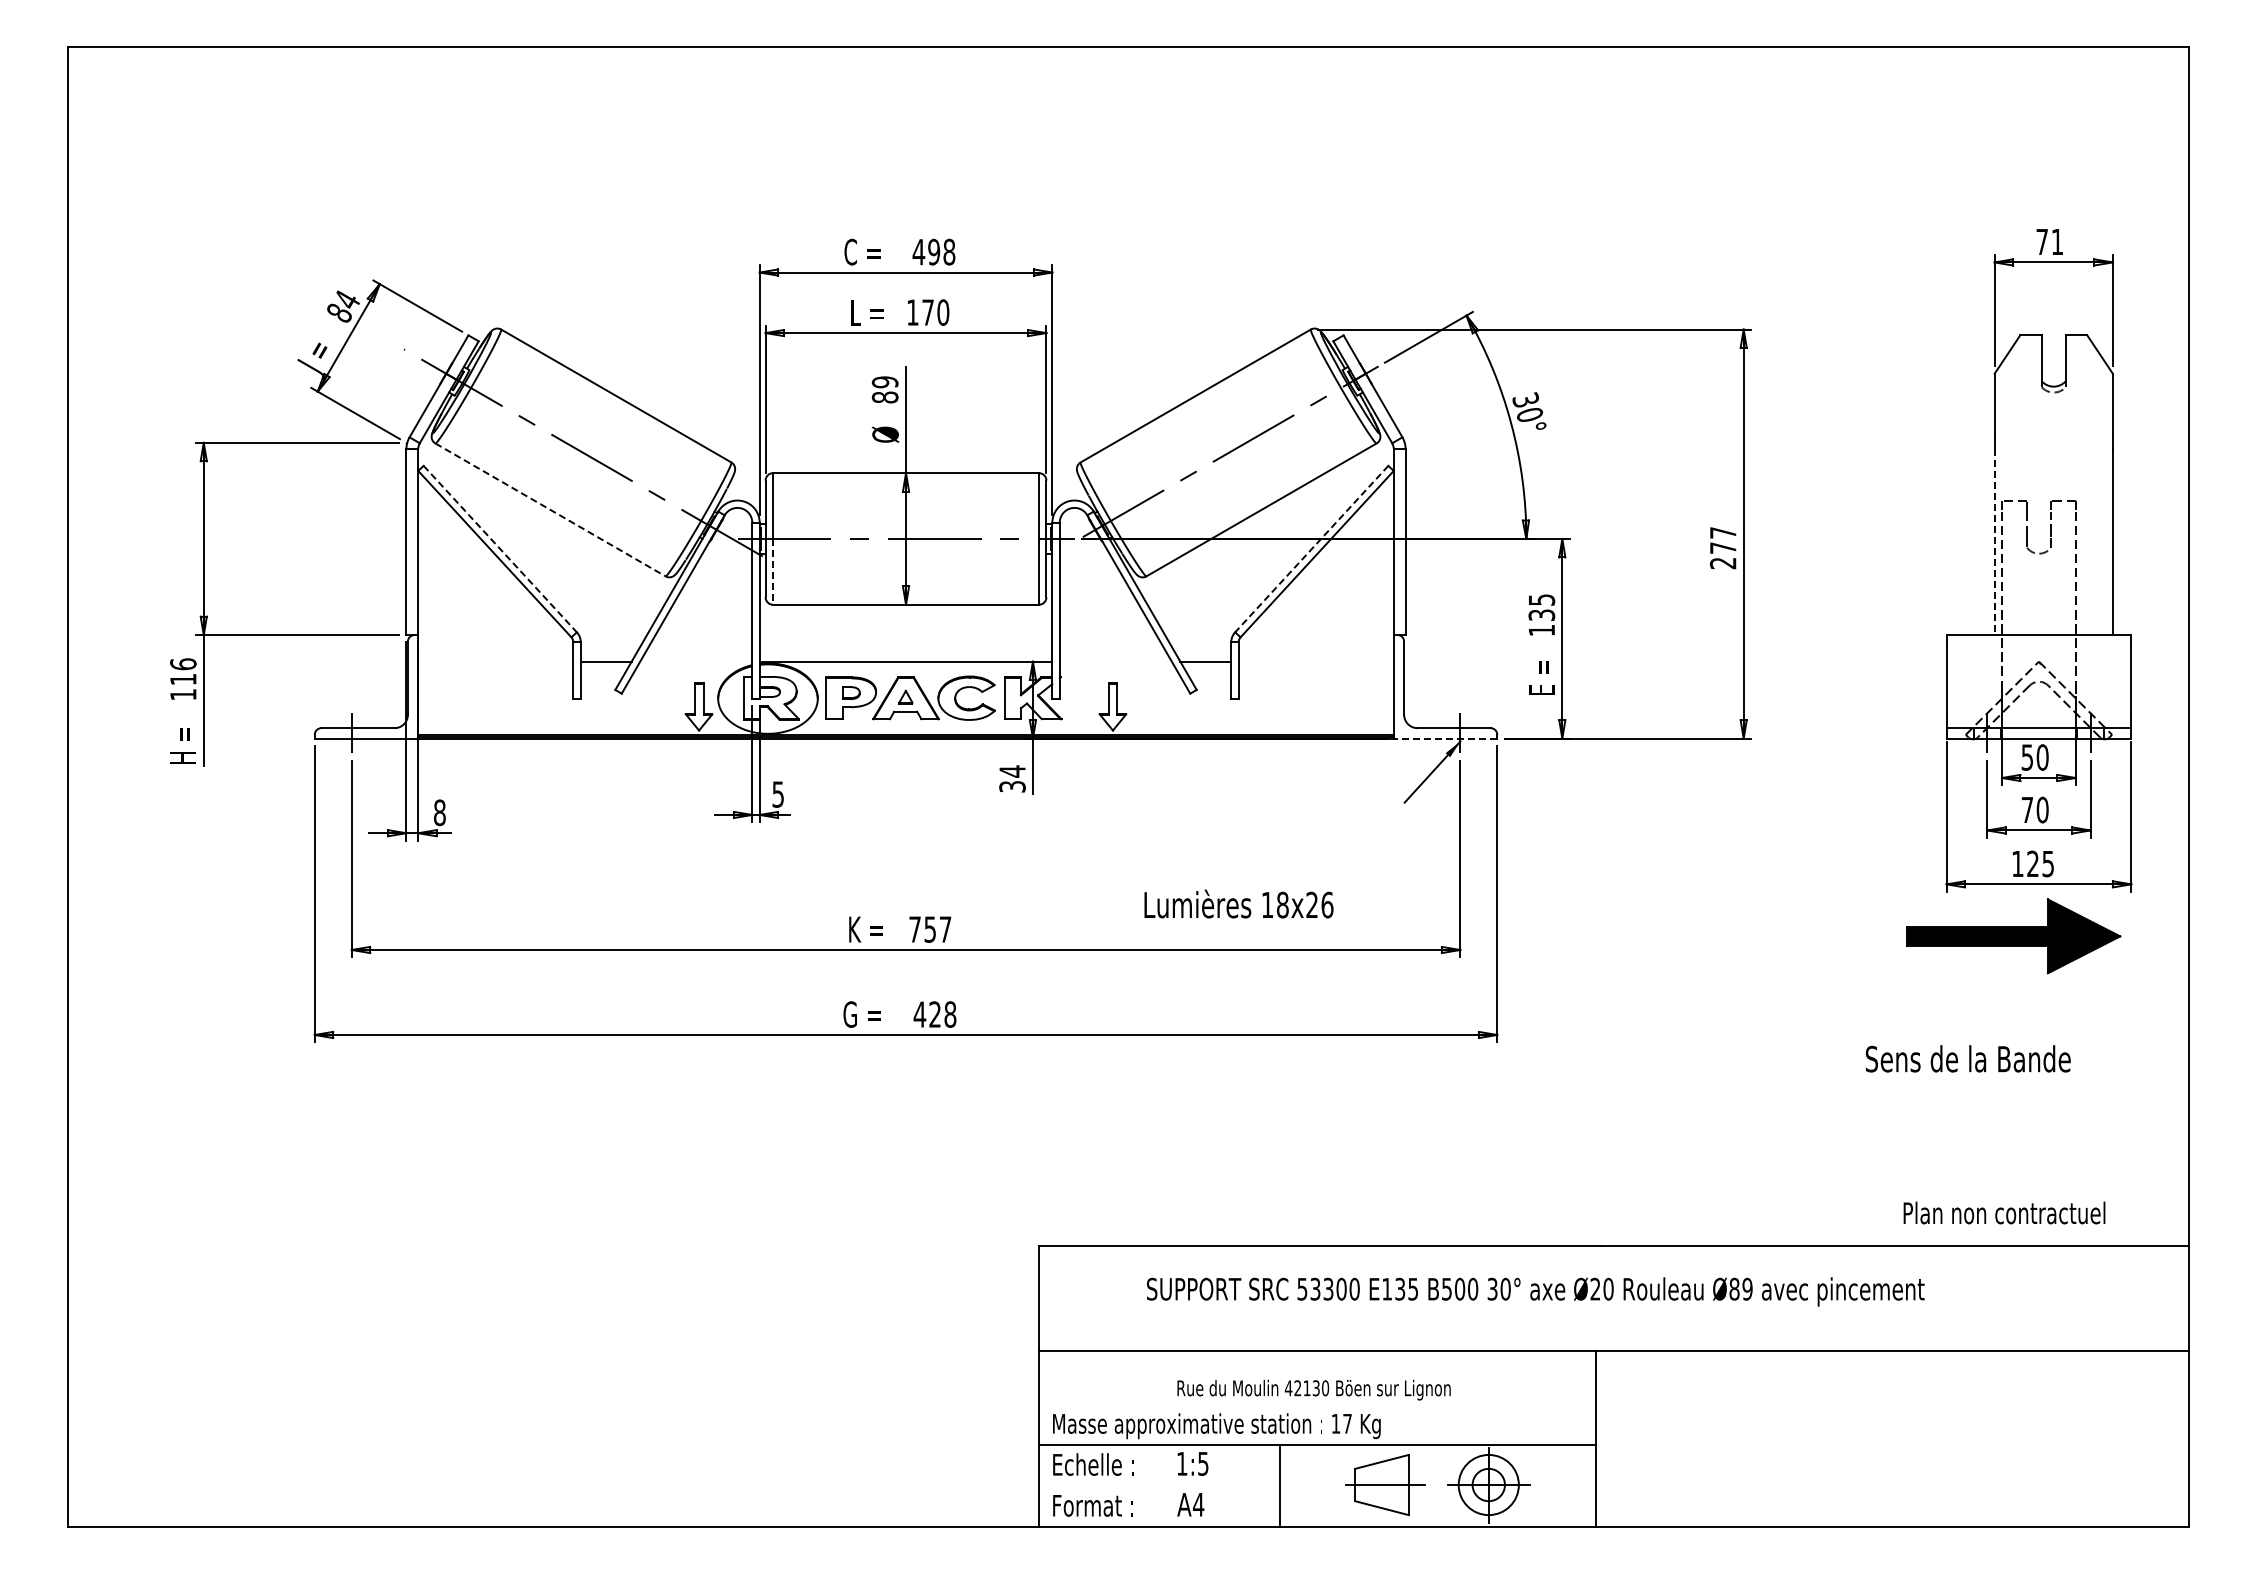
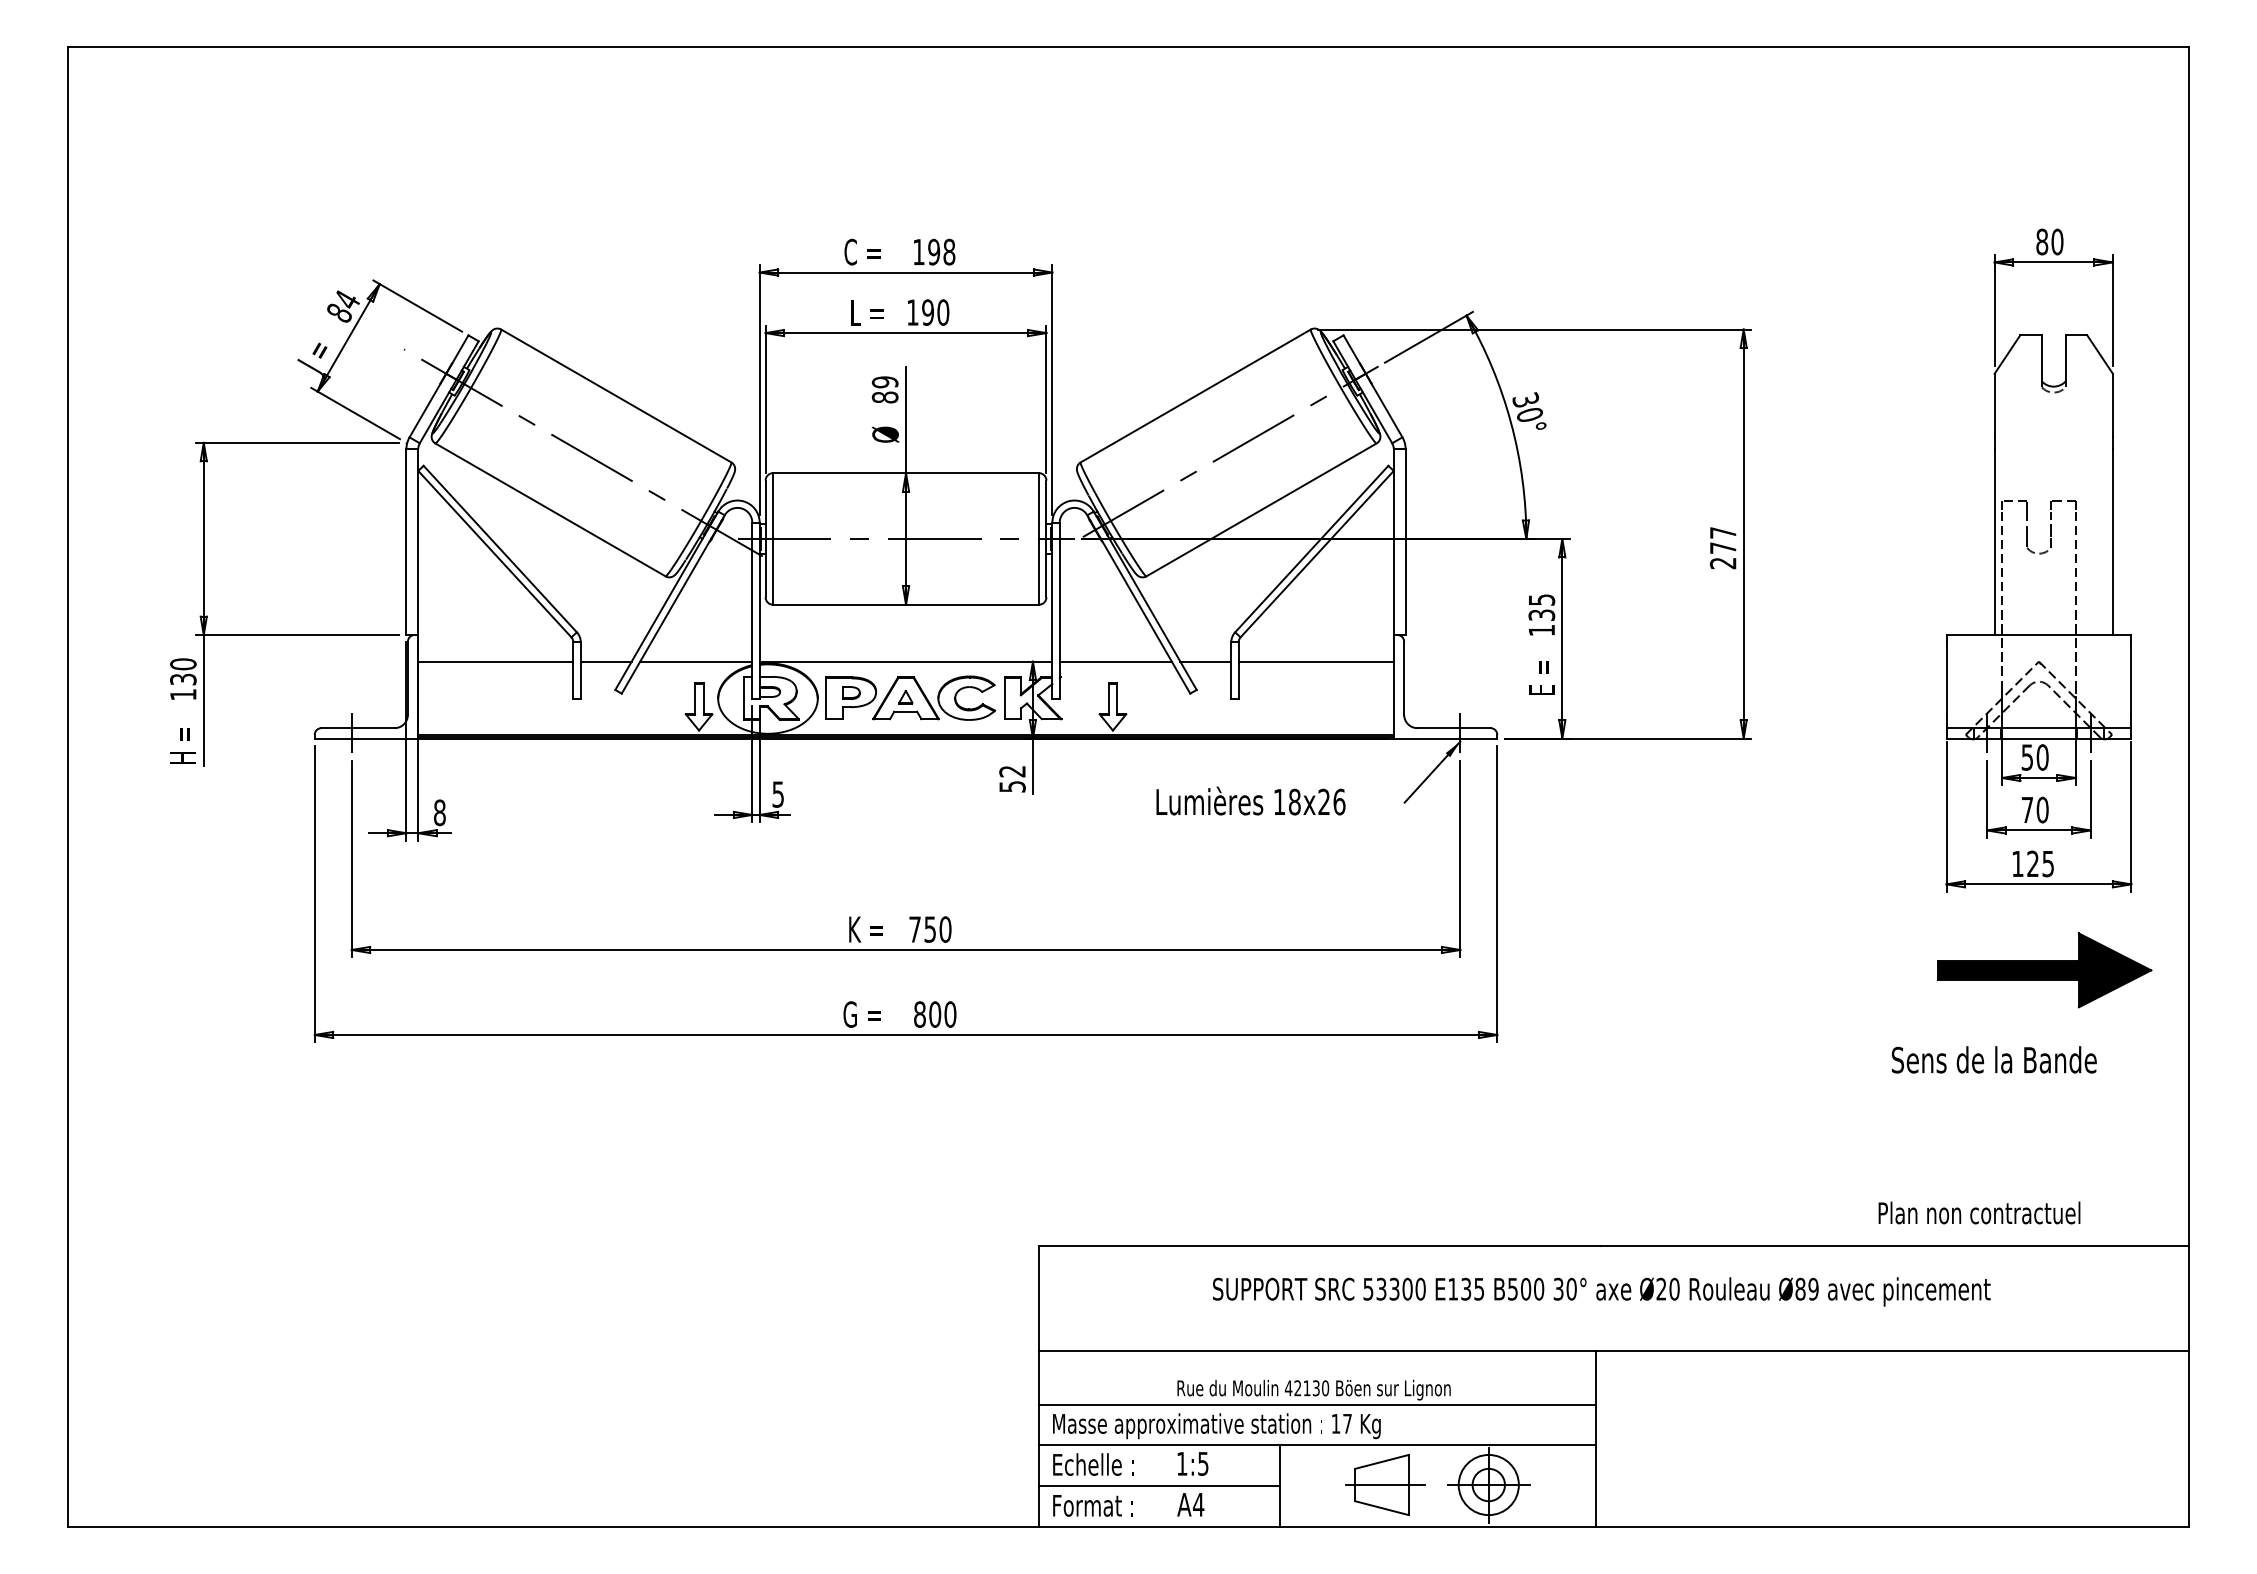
text: 71 -> 80 (2049, 241)
text: 498 -> 198 (918, 252)
text: 170 -> 190 (927, 312)
line: dashed -> solid (550, 509)
line: dashed -> solid (1994, 542)
line: dashed -> solid (500, 549)
line: dashed -> solid (1311, 549)
line: dashed -> solid (772, 571)
line: none -> present (495, 661)
line: none -> present (696, 661)
line: none -> present (1115, 661)
line: none -> present (1315, 661)
text: 116 -> 130 (183, 671)
line: dashed -> solid (1445, 738)
text: 34 -> 52 (1012, 778)
text position: (1238, 903) -> (1250, 800) (1250, 800)
text: 757 -> 750 (945, 929)
part position: (2013, 936) -> (2044, 970) (2044, 970)
text: 428 -> 800 (934, 1014)
text position: (1967, 1058) -> (1993, 1059) (1993, 1059)
text position: (2004, 1212) -> (1979, 1212) (1979, 1212)
text position: (1535, 1291) -> (1601, 1291) (1601, 1291)
line: none -> present (1317, 1404)
line: none -> present (1159, 1485)
